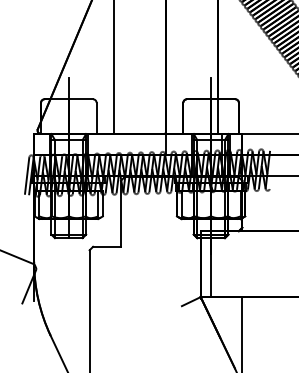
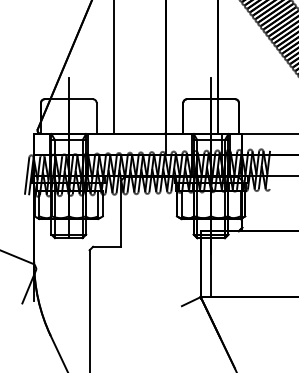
line: present -> none (242, 333)
